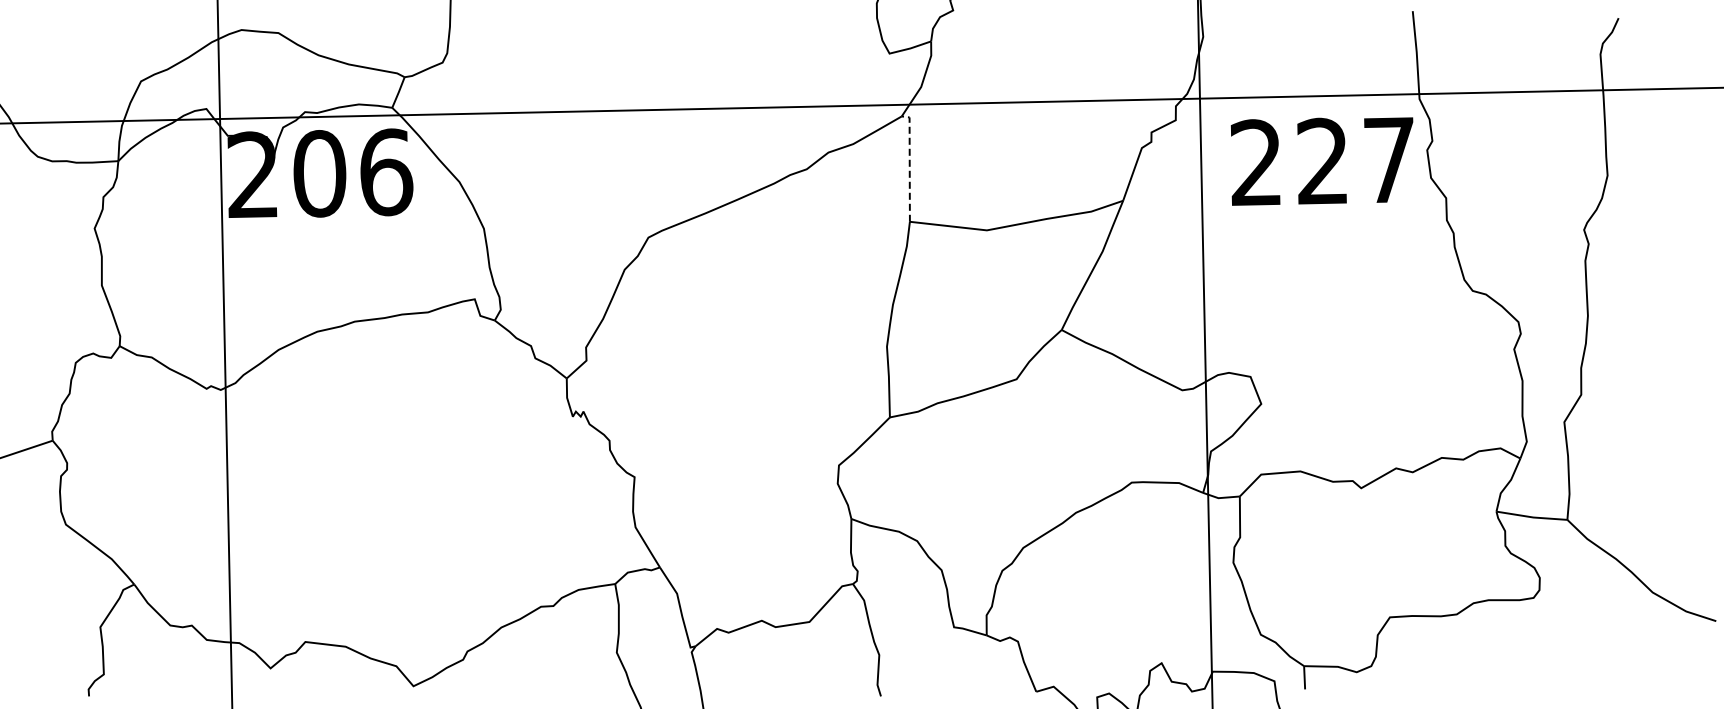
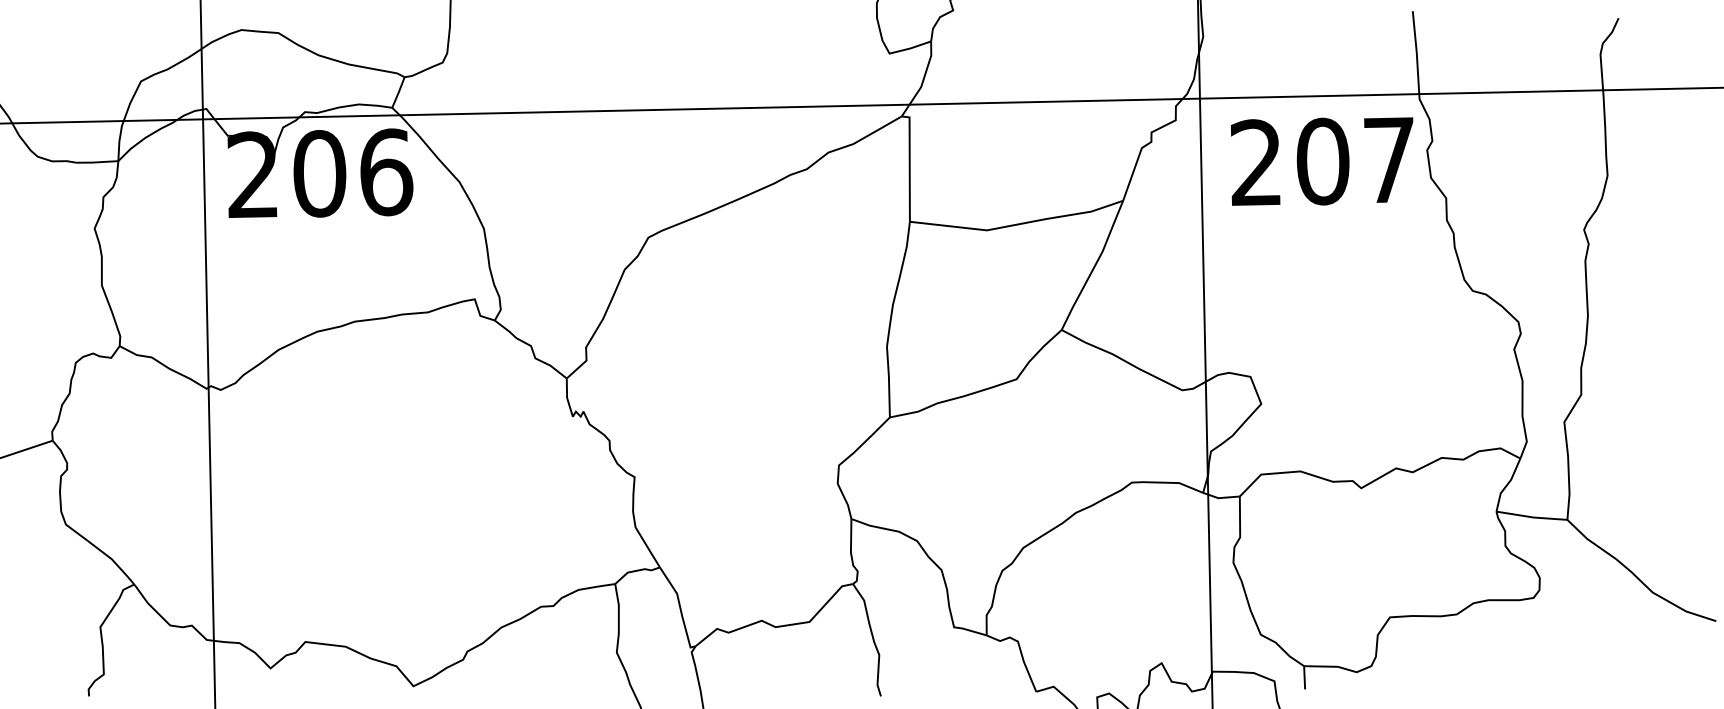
text: 227 -> 207 (1322, 161)
line: dashed -> solid (909, 165)
line position: (224, 353) -> (207, 353) (207, 353)
